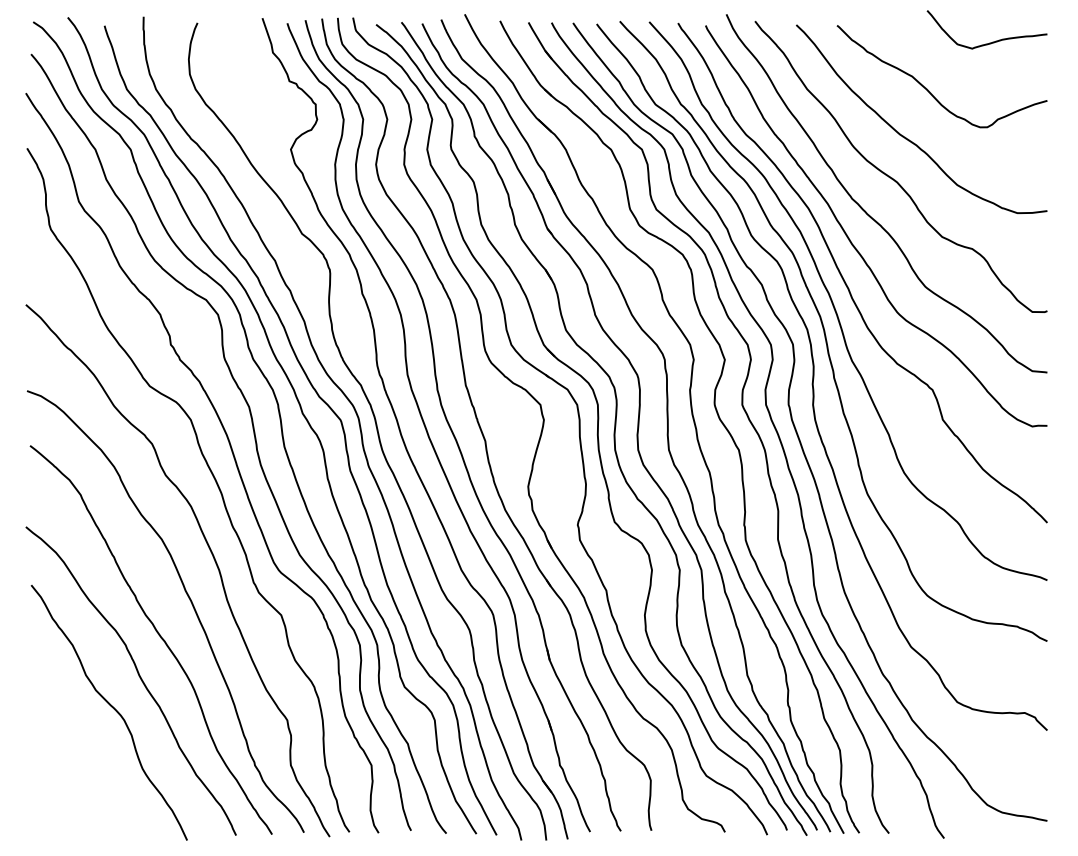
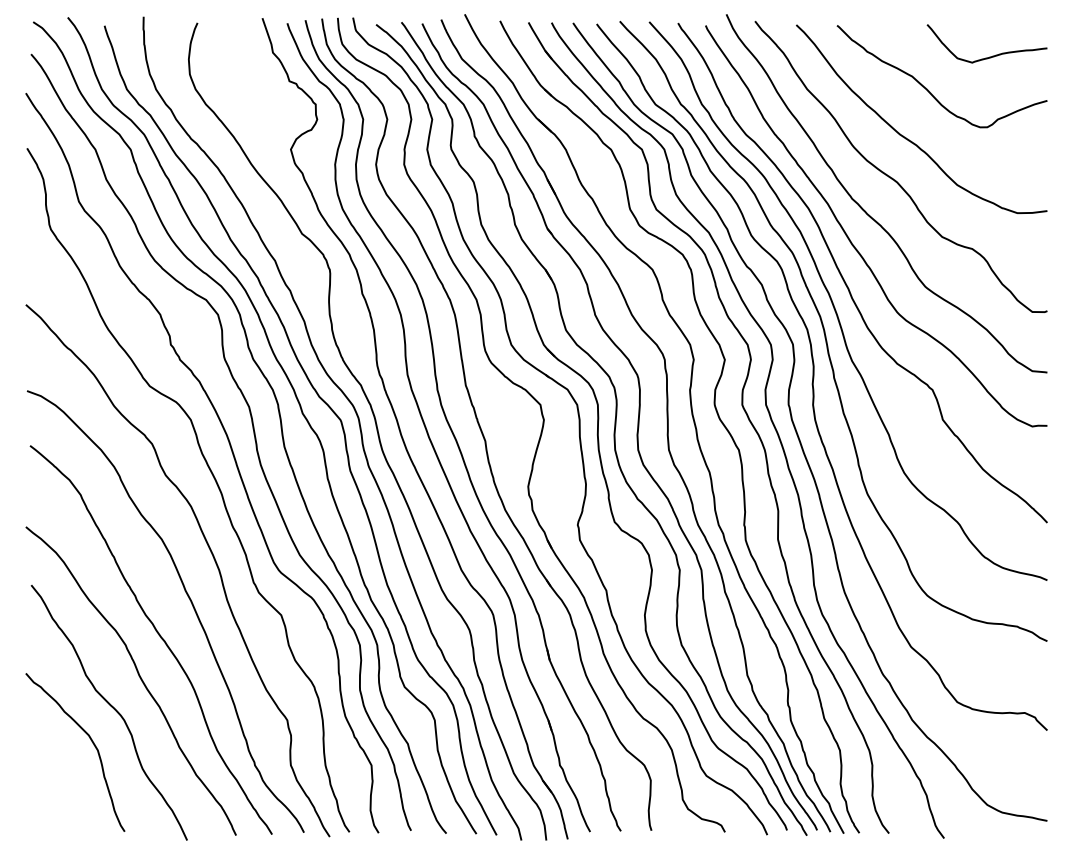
curve position: (989, 42) -> (989, 56) (989, 56)
curve: none -> present (90, 740)
